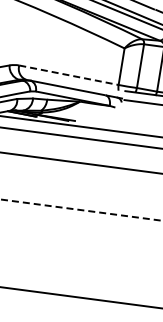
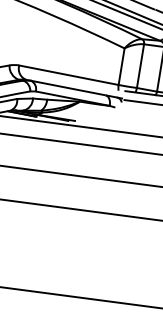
line: dashed -> solid (68, 75)
line position: (80, 137) -> (80, 143) (80, 143)
line position: (80, 162) -> (80, 176) (80, 176)
line: dashed -> solid (80, 210)
